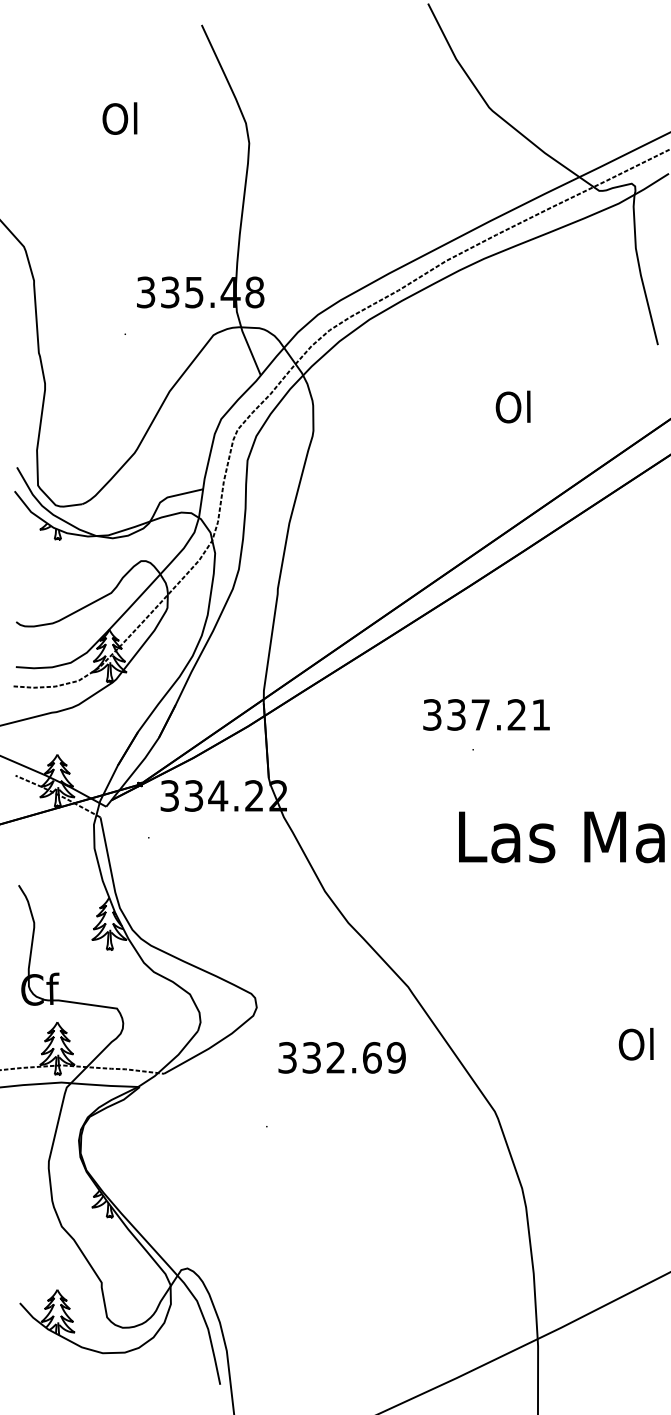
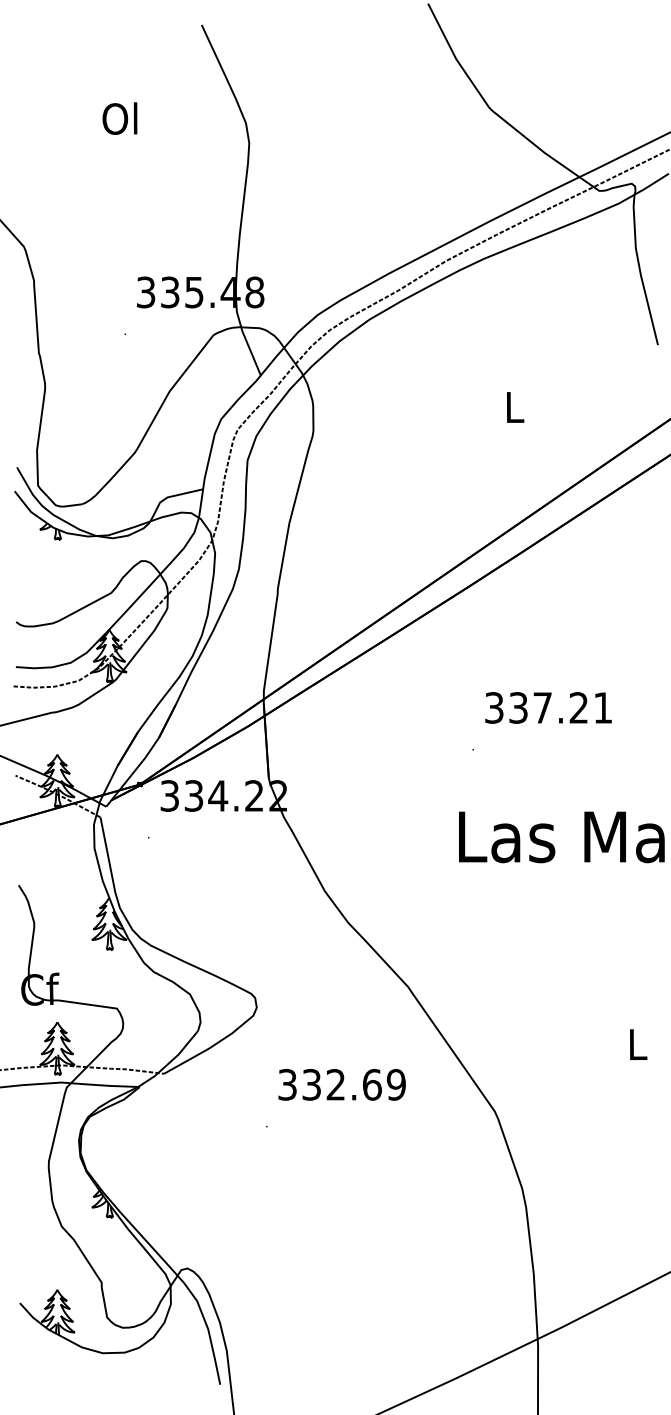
text: Ol -> L (512, 406)
text position: (486, 714) -> (548, 707) (548, 707)
text: Ol -> L (635, 1043)
text position: (341, 1057) -> (341, 1084) (341, 1084)
